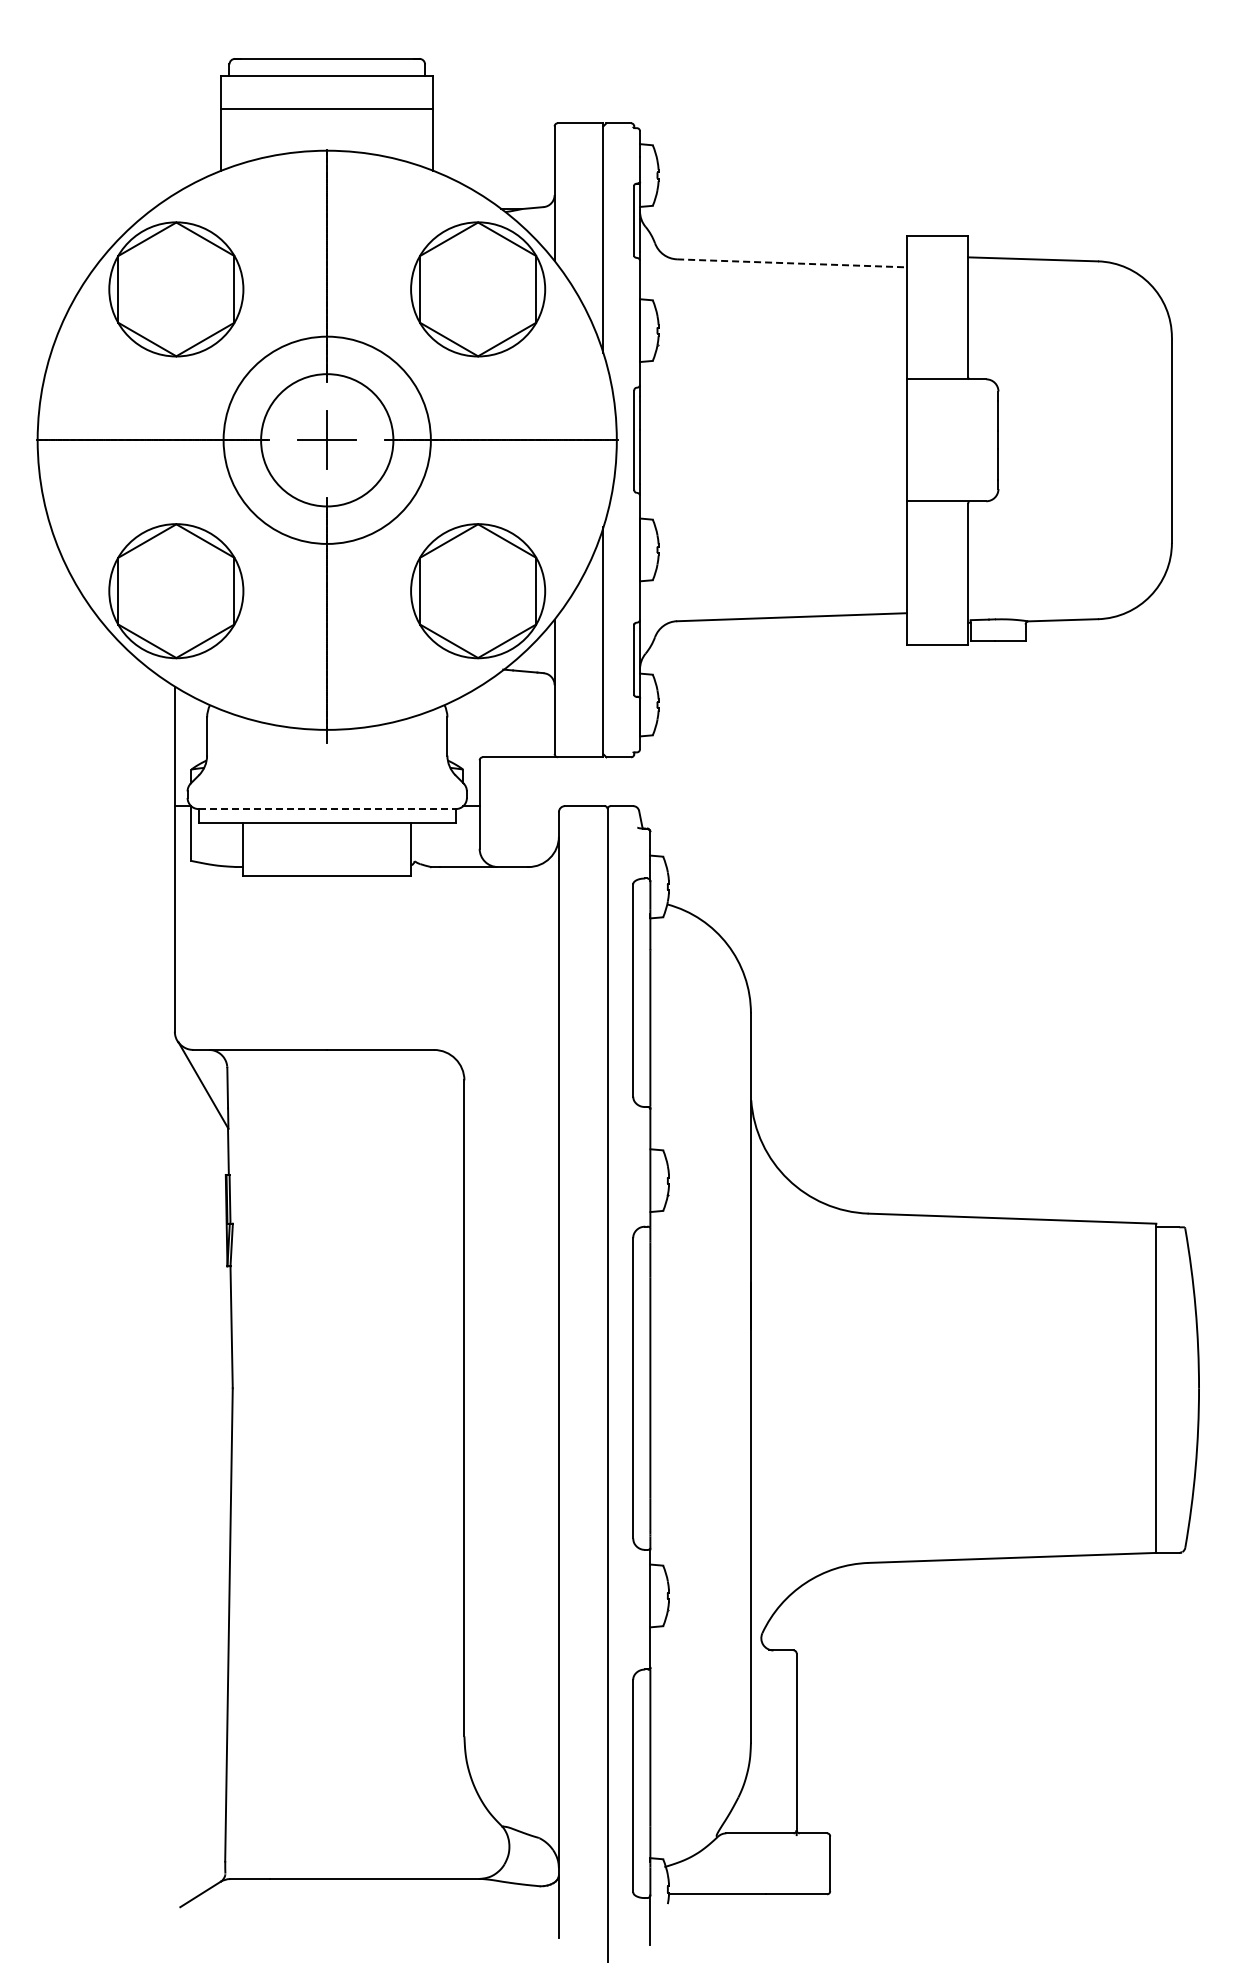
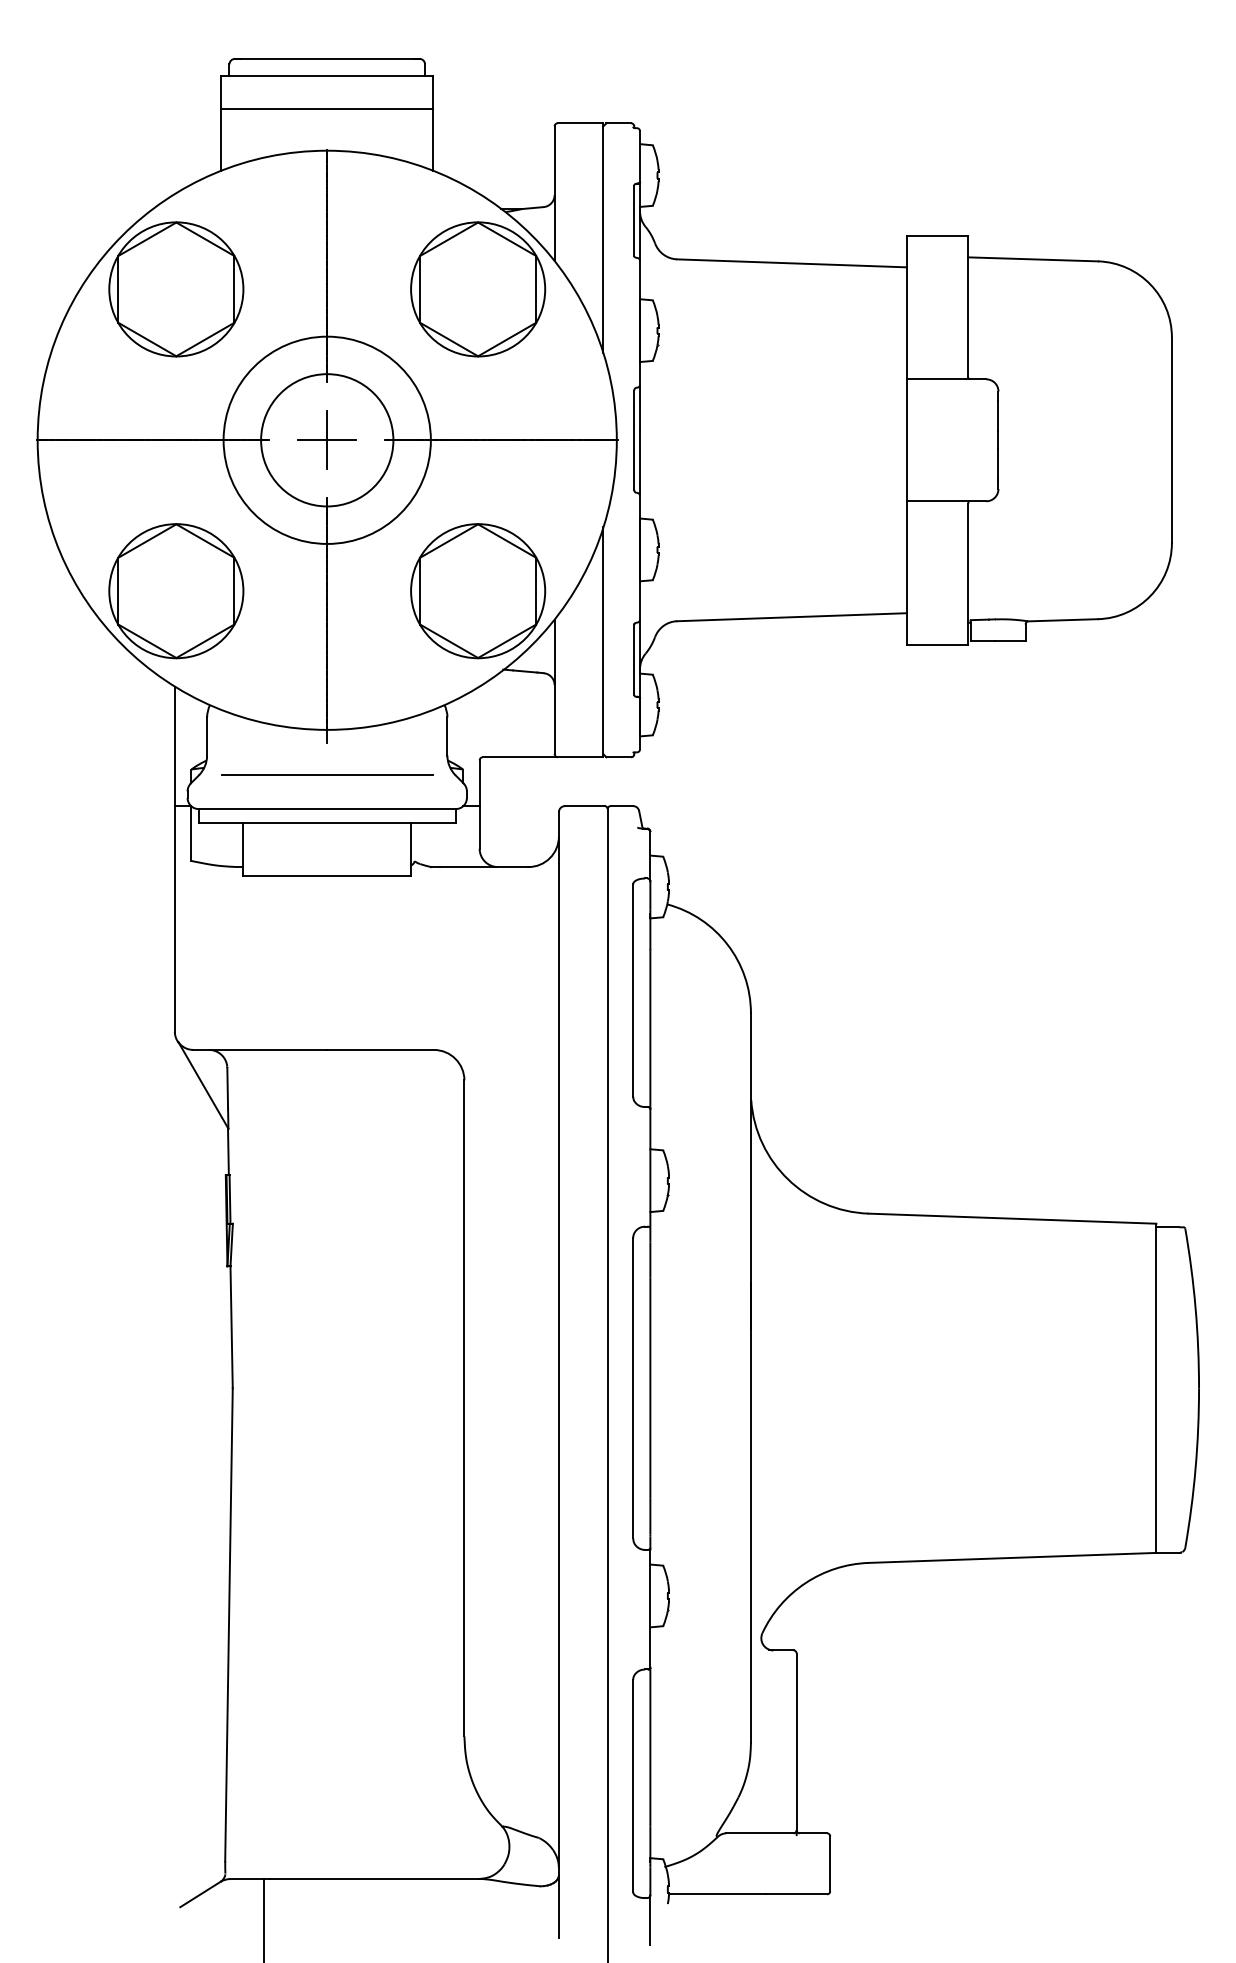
line: dashed -> solid (792, 263)
line: none -> present (327, 774)
line: dashed -> solid (327, 809)
line: none -> present (263, 1919)
